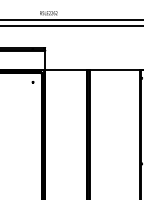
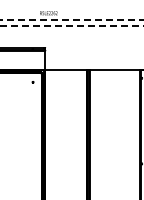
line: solid -> dashed (72, 19)
line: solid -> dashed (72, 25)
